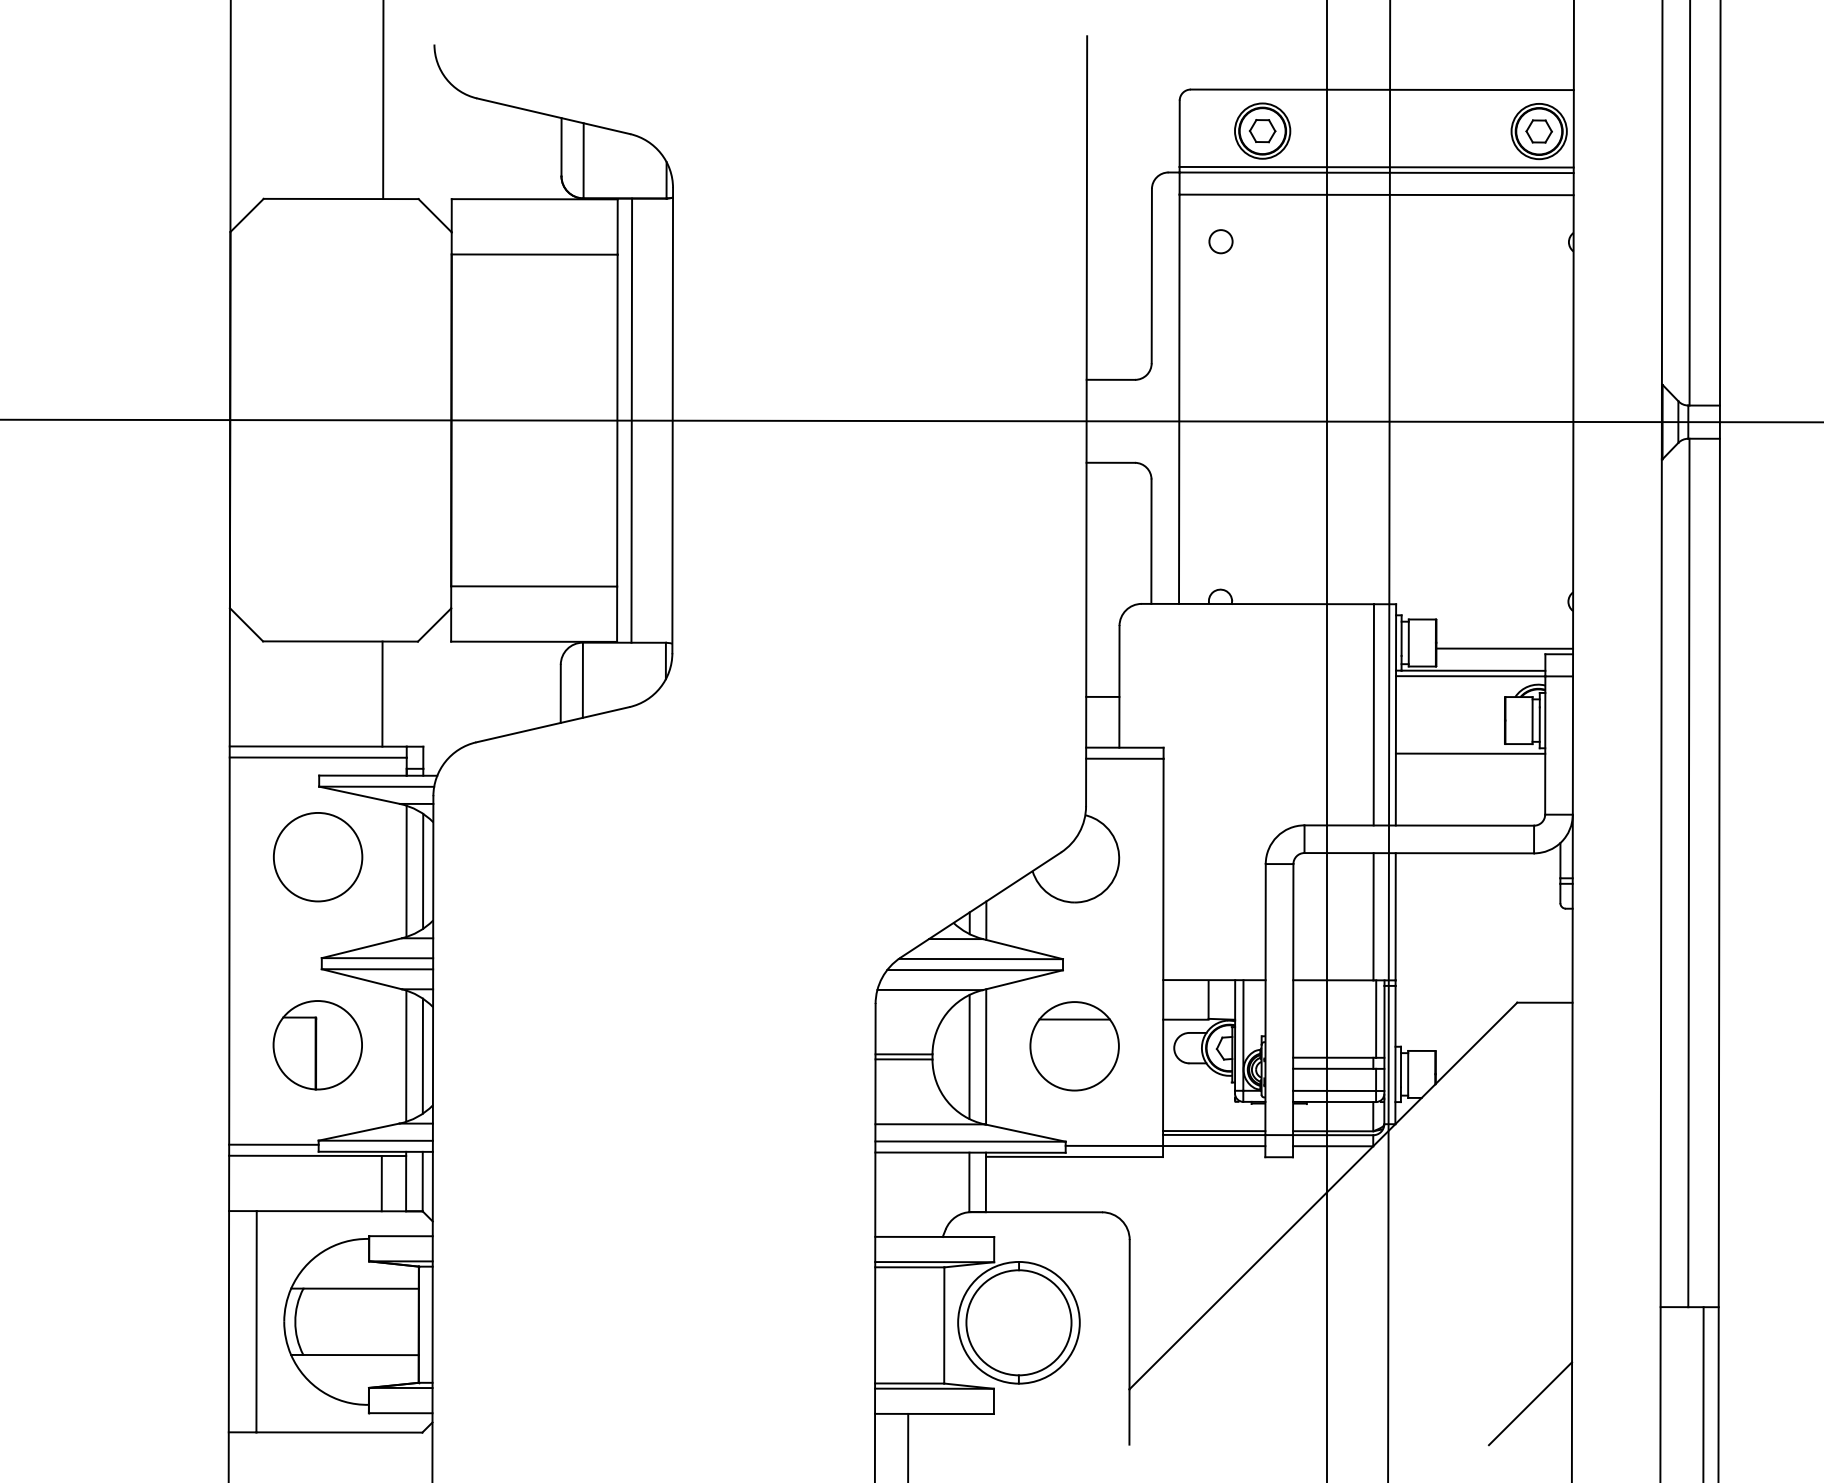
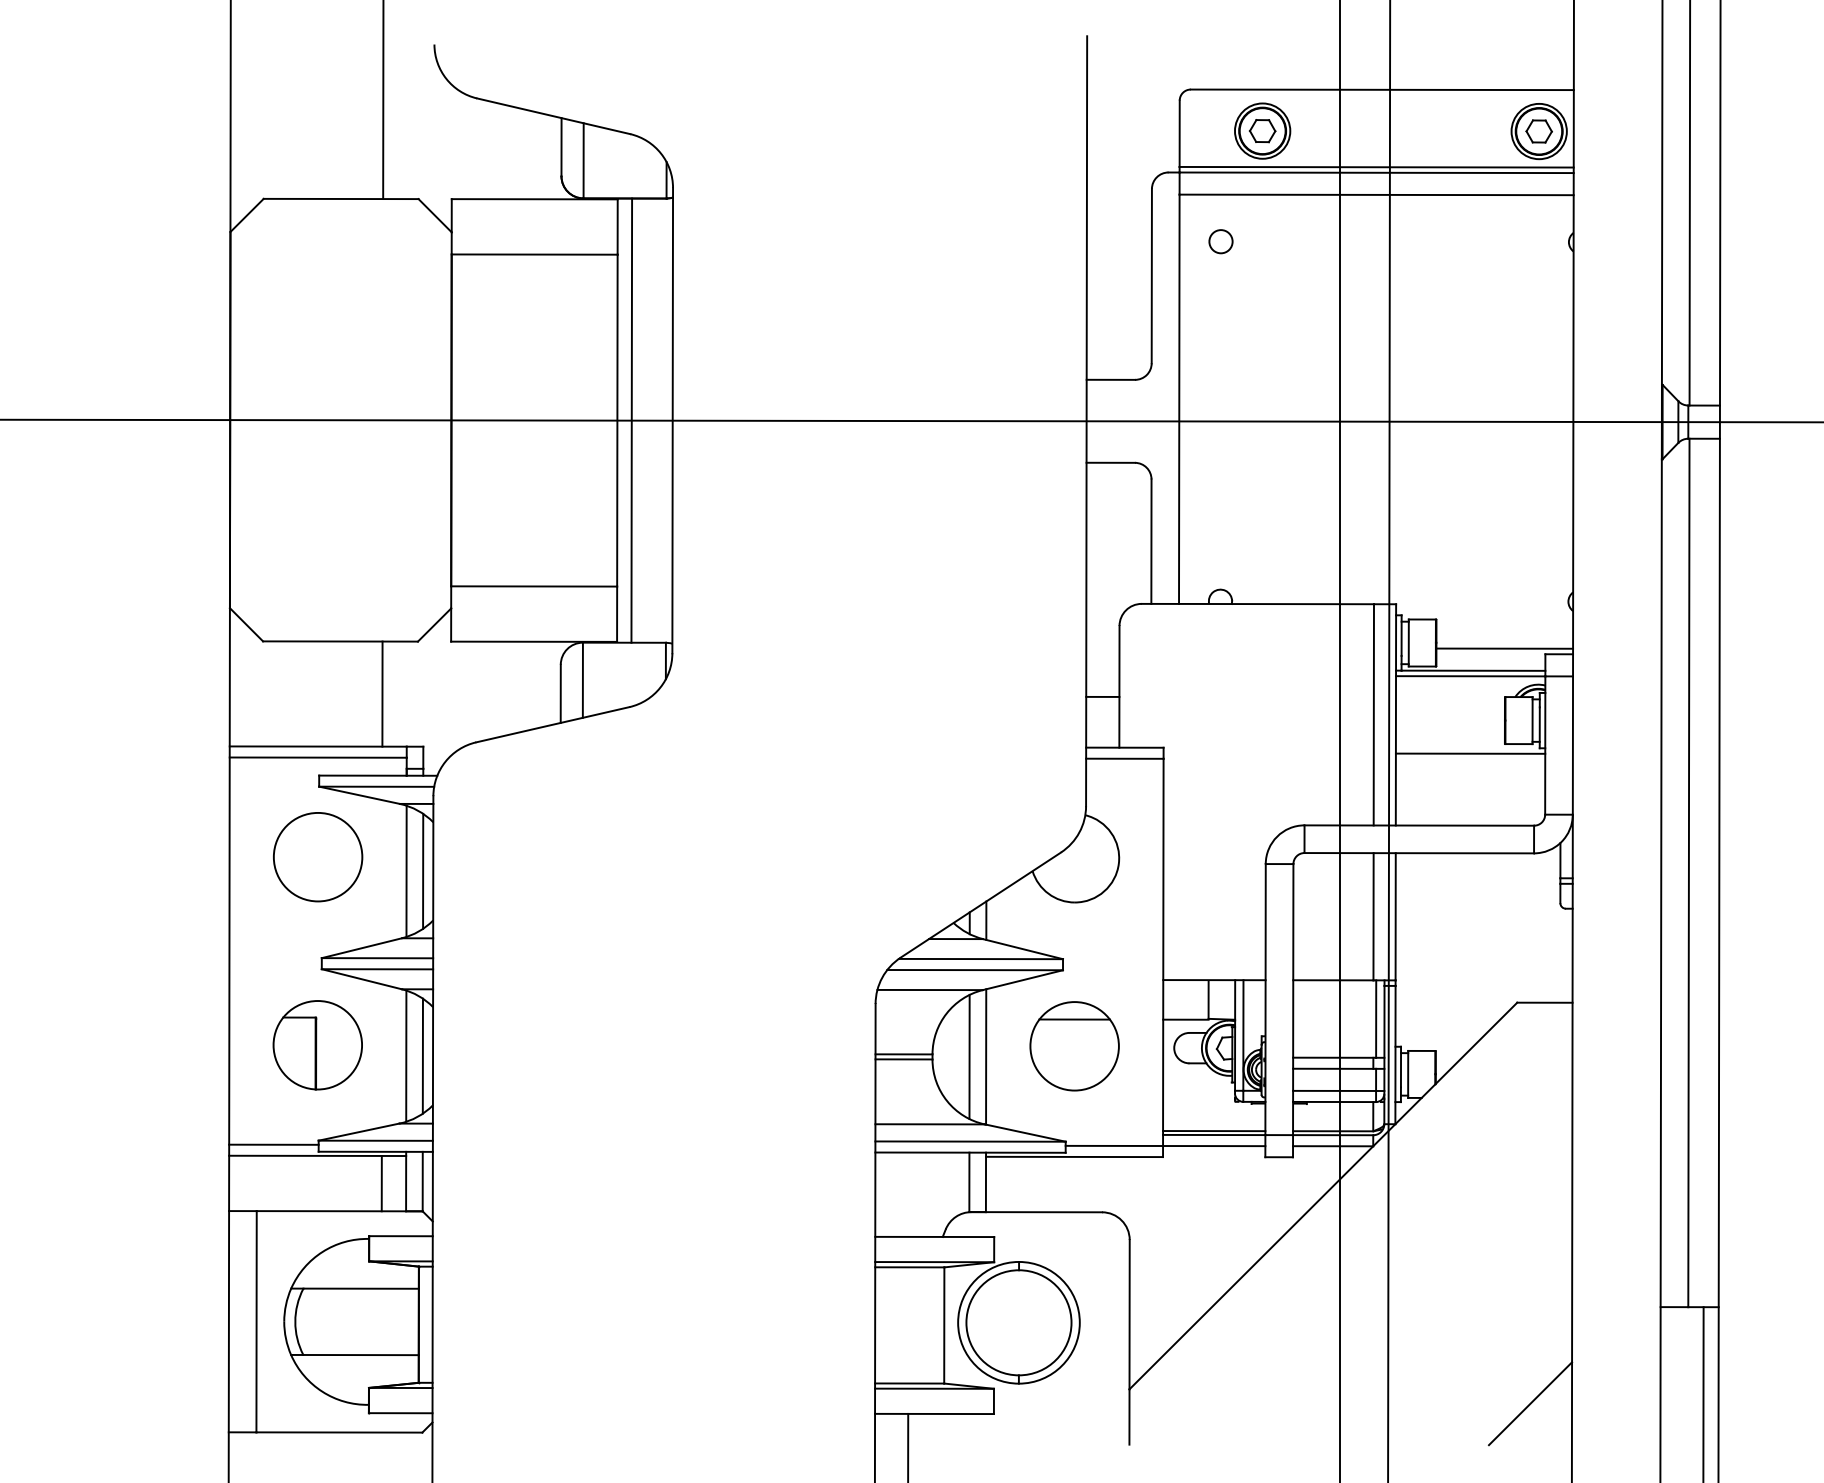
line position: (1326, 740) -> (1339, 740) (1339, 740)
